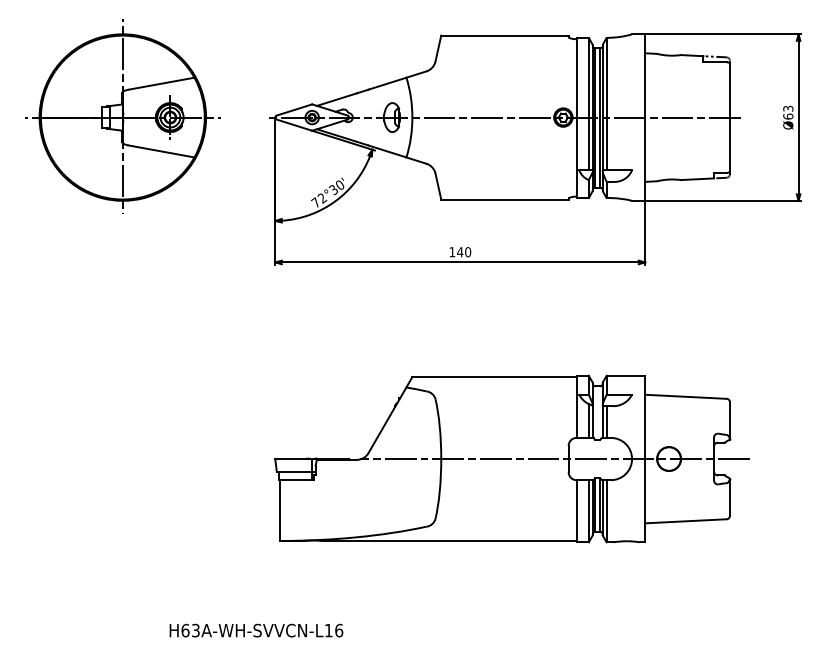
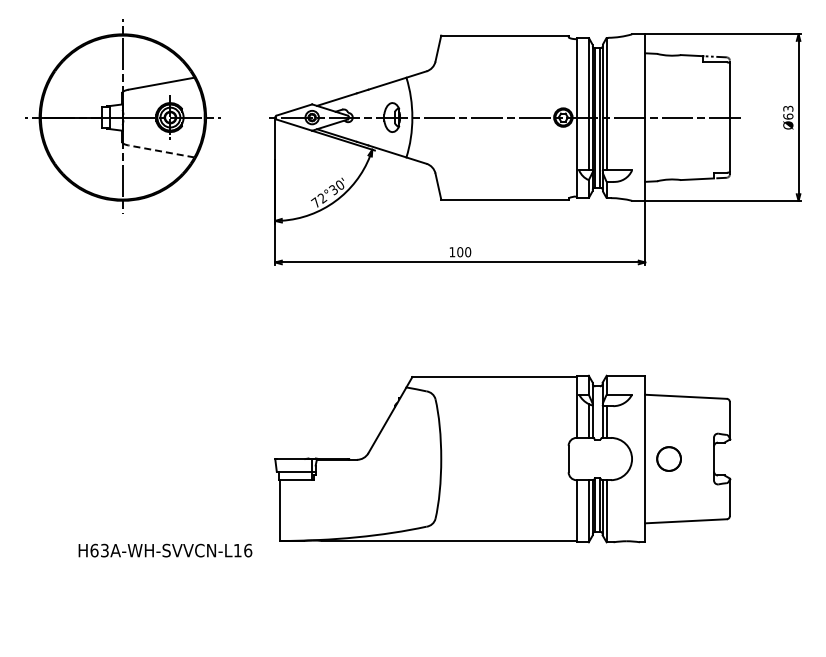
line: solid -> dashed (161, 151)
text: 140 -> 100 (460, 252)
line: present -> none (554, 459)
text position: (256, 630) -> (165, 550) (165, 550)
